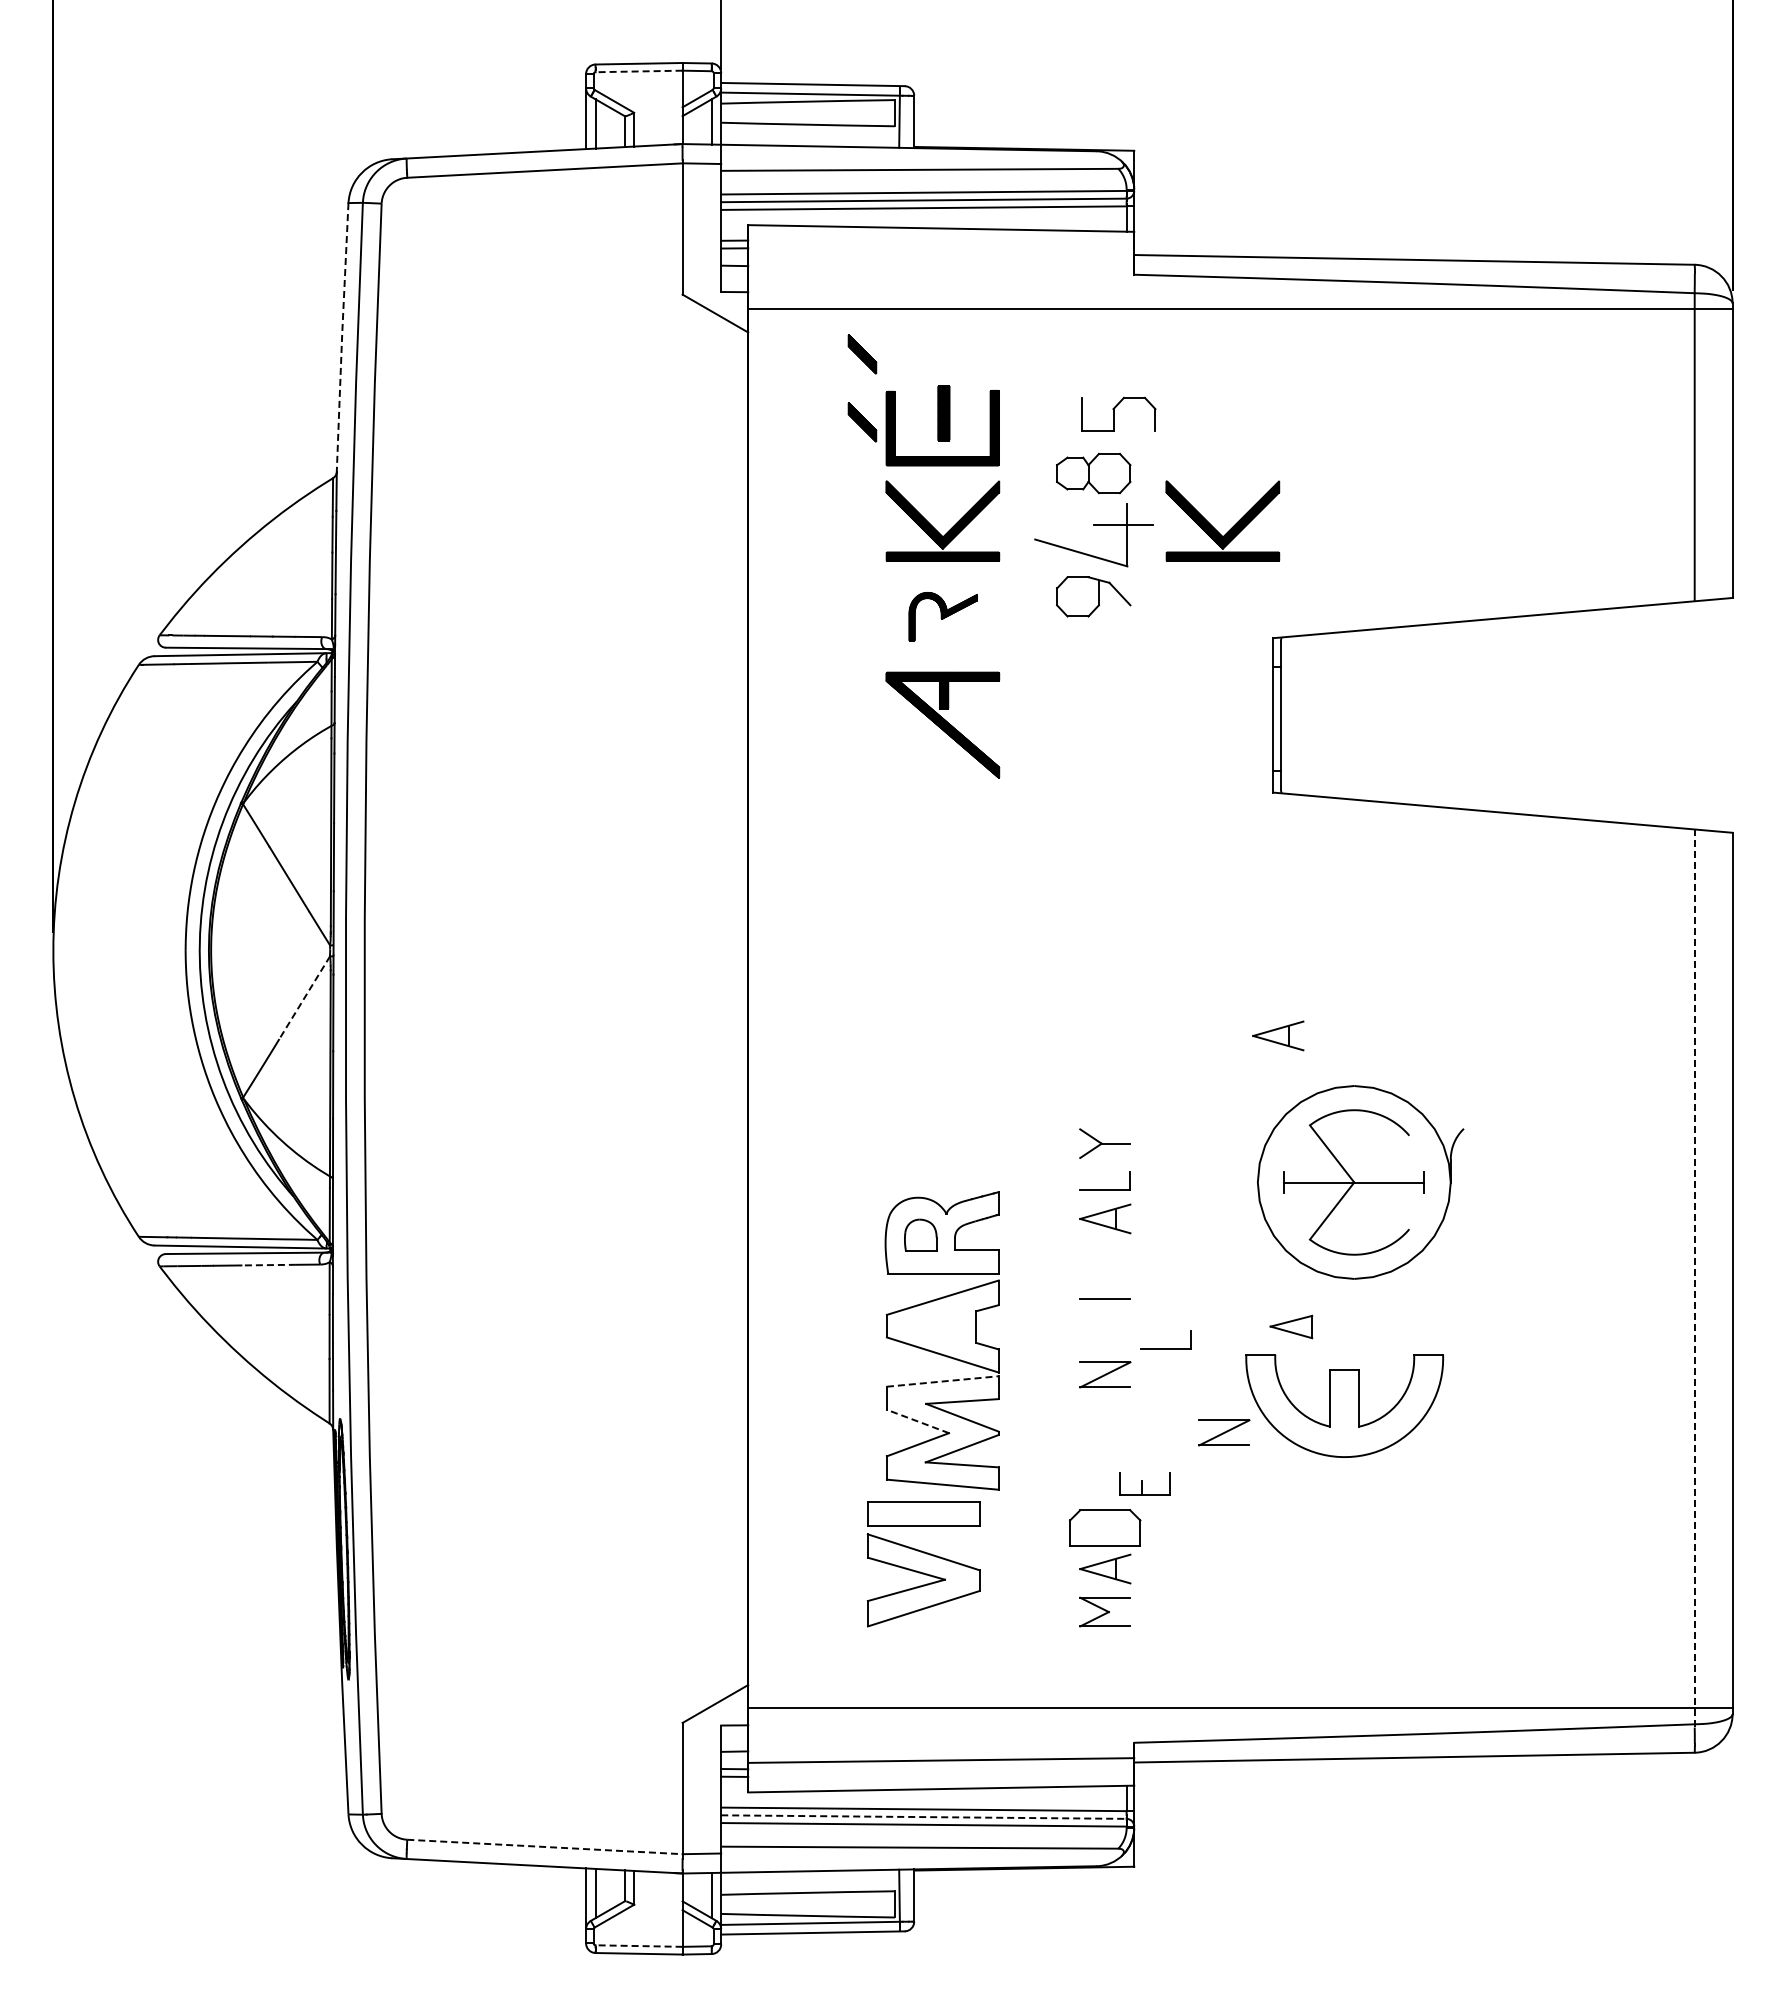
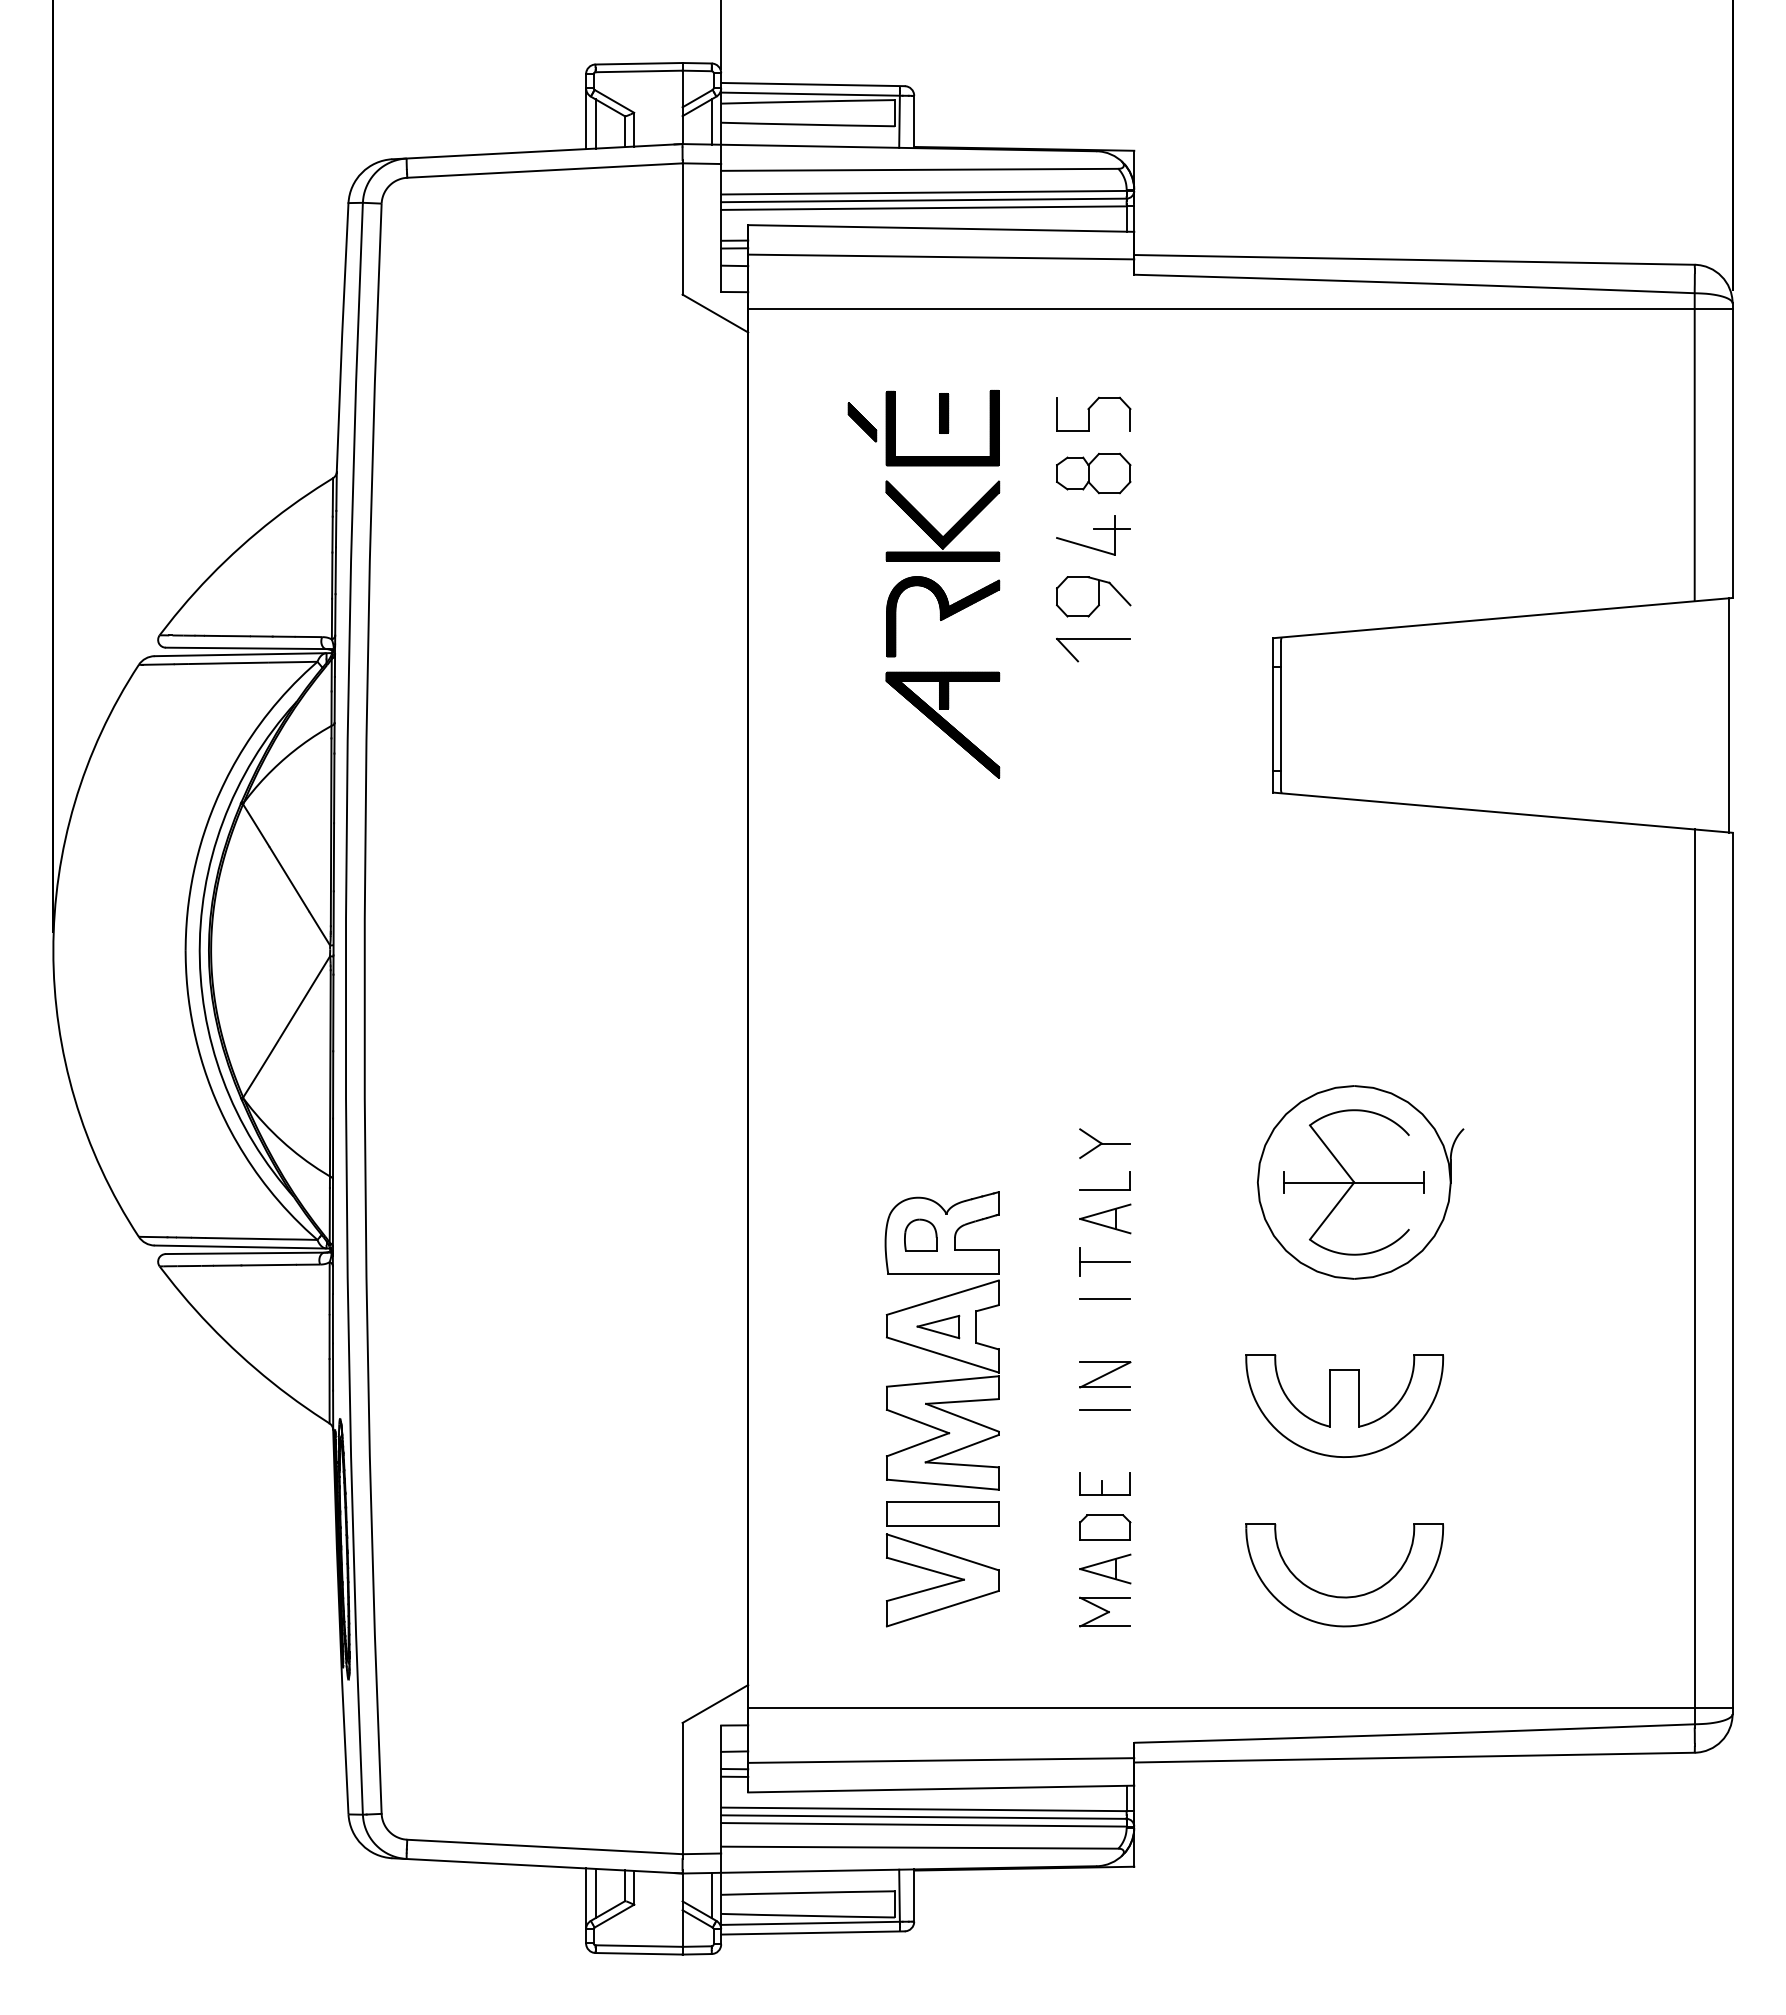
line: dashed -> solid (639, 71)
line: none -> present (941, 256)
line: dashed -> solid (342, 337)
part: present -> none (862, 354)
part size: 14x57 px -> 11x41 px (944, 413)
part position: (1118, 413) -> (1093, 413) (1093, 413)
part: present -> none (1214, 527)
part size: 120x65 px -> 75x41 px (1093, 535)
part size: 70x50 px -> 115x82 px (943, 616)
part: none -> present (1093, 639)
line: none -> present (1728, 714)
line: dashed -> solid (304, 997)
part: present -> none (1278, 1035)
part: none -> present (1104, 1261)
line: dashed -> solid (268, 1265)
line: dashed -> solid (1694, 1278)
part position: (1291, 1326) -> (938, 1326) (938, 1326)
part: present -> none (1165, 1348)
line: dashed -> solid (943, 1381)
line: none -> present (1104, 1409)
line: dashed -> solid (917, 1421)
part: present -> none (1224, 1432)
part position: (1144, 1483) -> (1104, 1483) (1104, 1483)
part size: 73x38 px -> 53x27 px (1105, 1527)
part position: (923, 1564) -> (942, 1564) (942, 1564)
part: none -> present (1344, 1596)
line: dashed -> solid (923, 1817)
line: dashed -> solid (544, 1846)
line: dashed -> solid (639, 1946)
